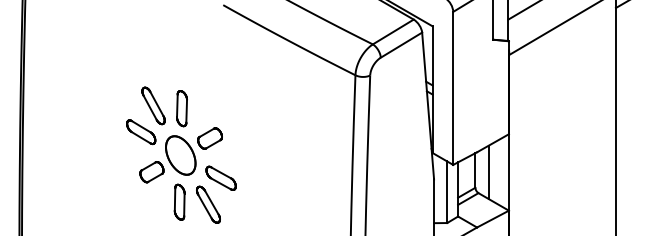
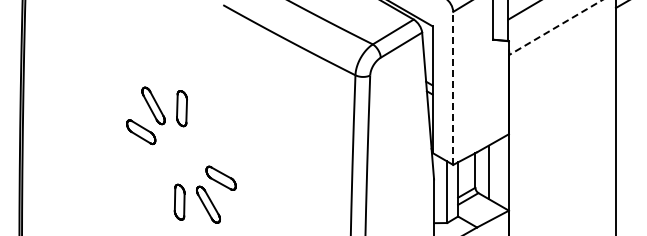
line: solid -> dashed (555, 27)
line: solid -> dashed (453, 87)
part: present -> none (180, 155)
